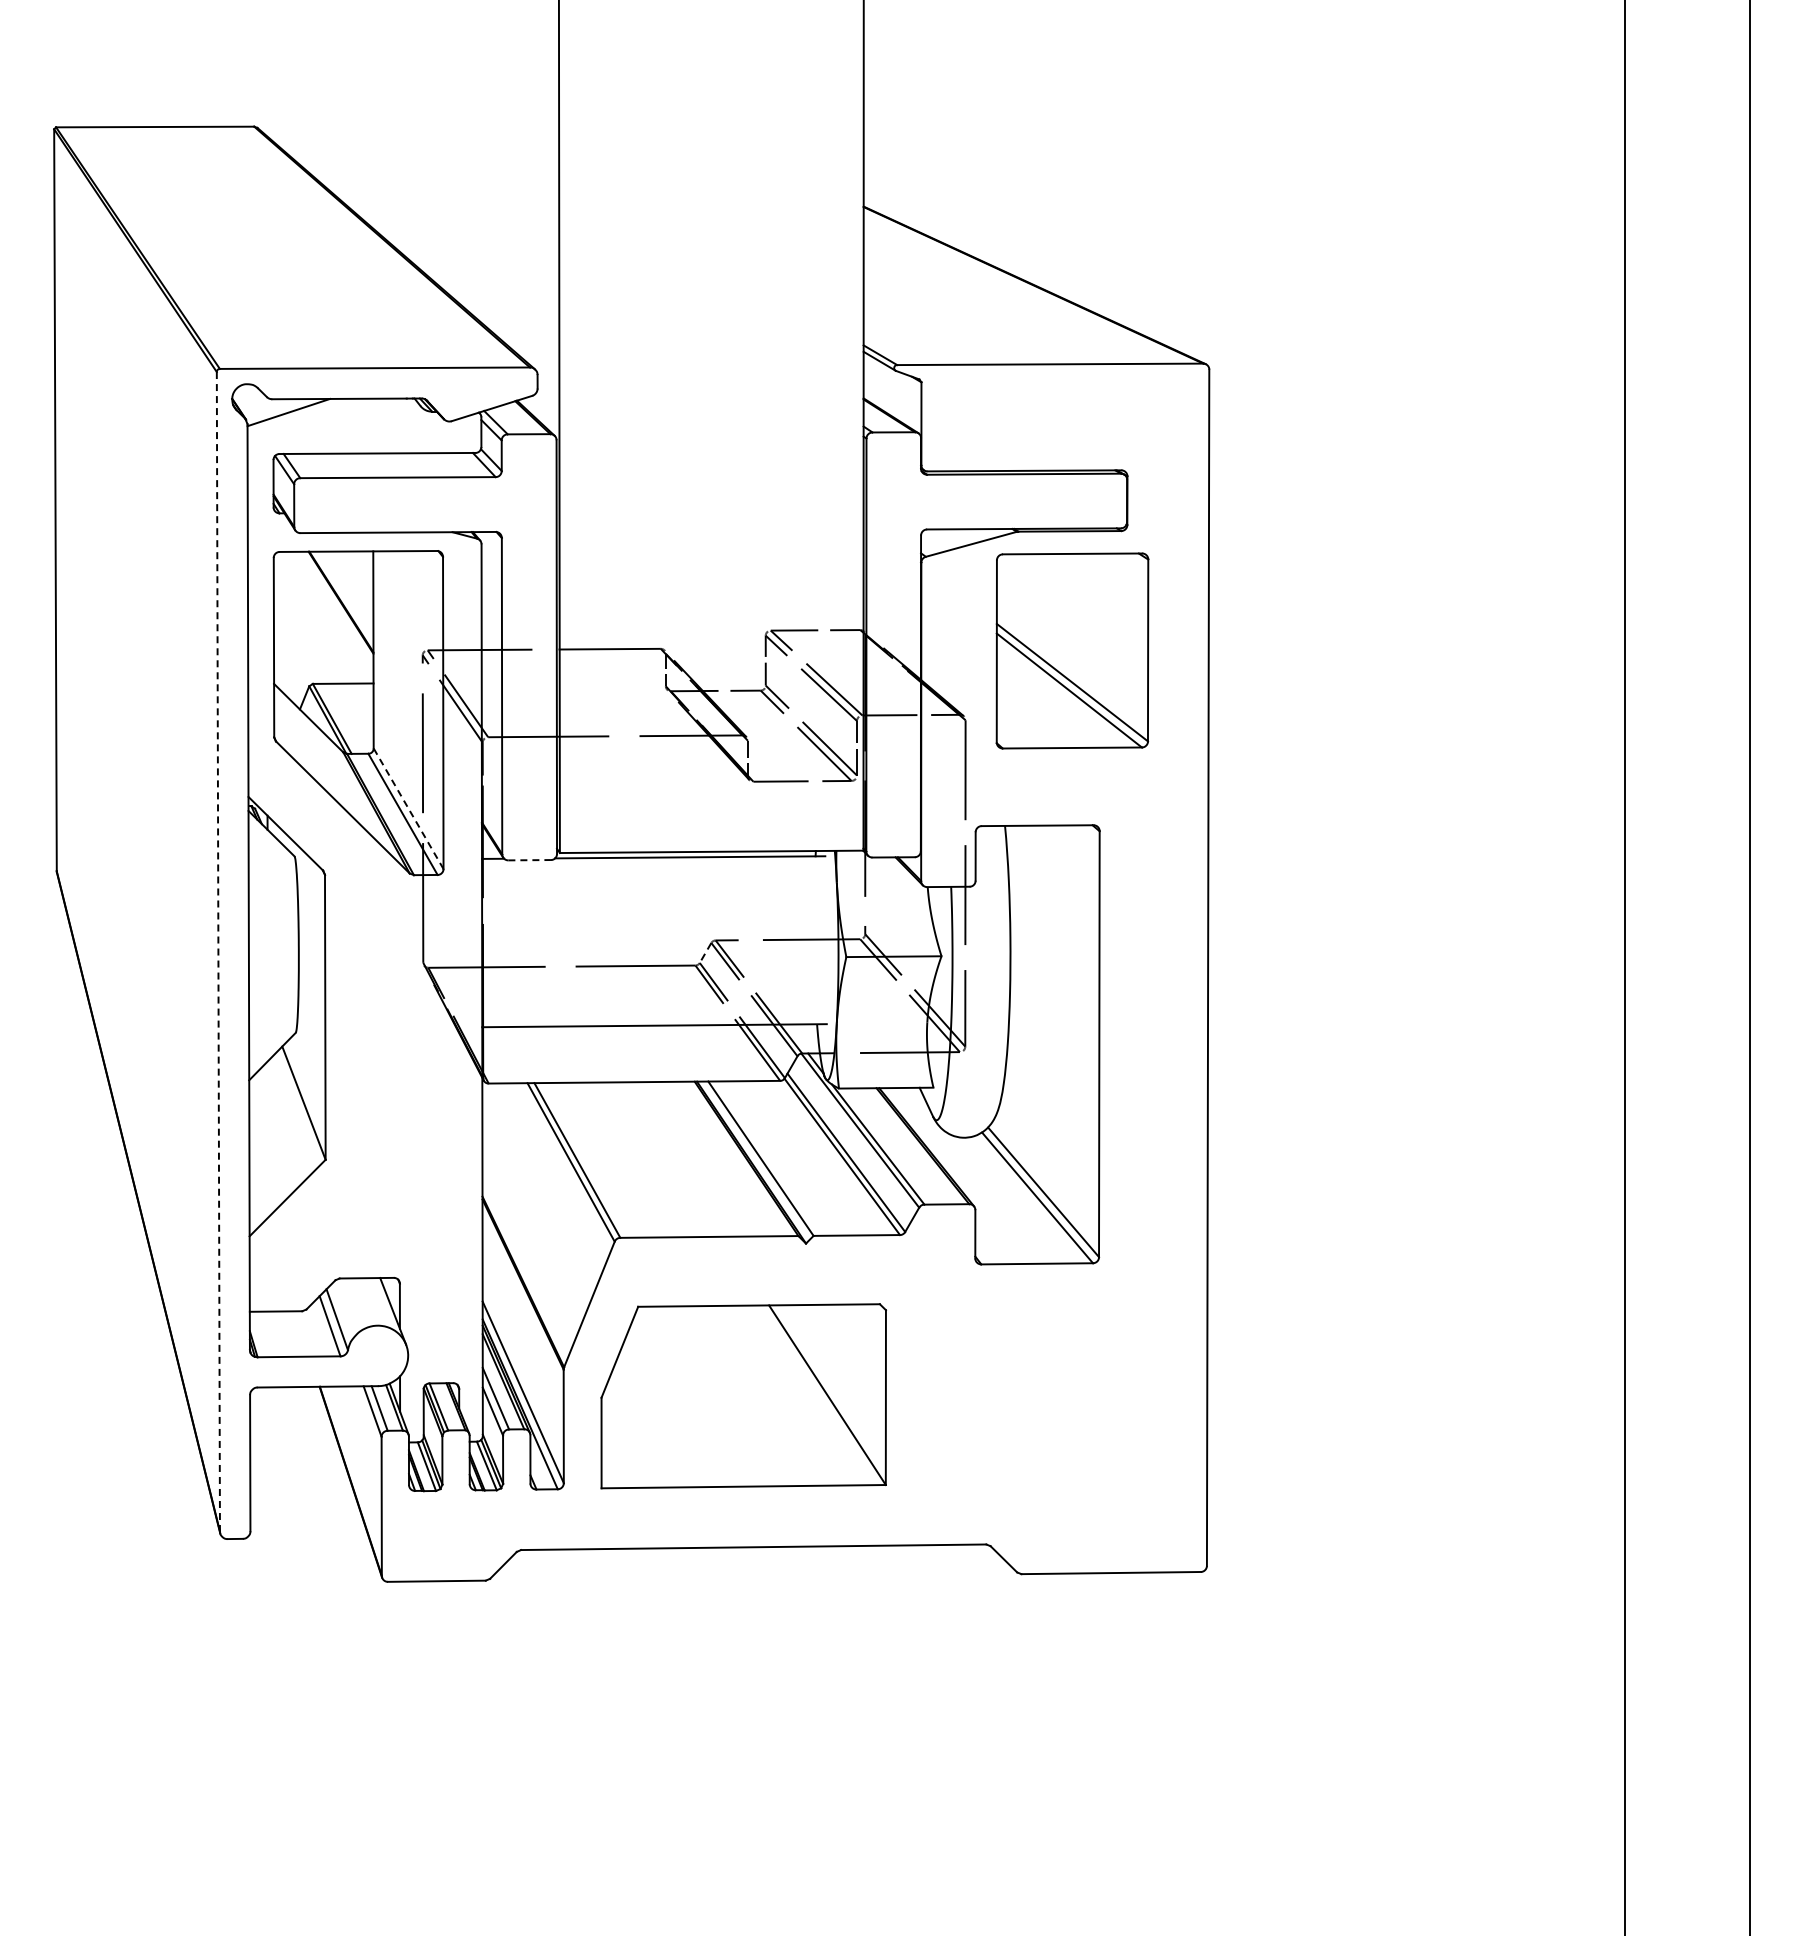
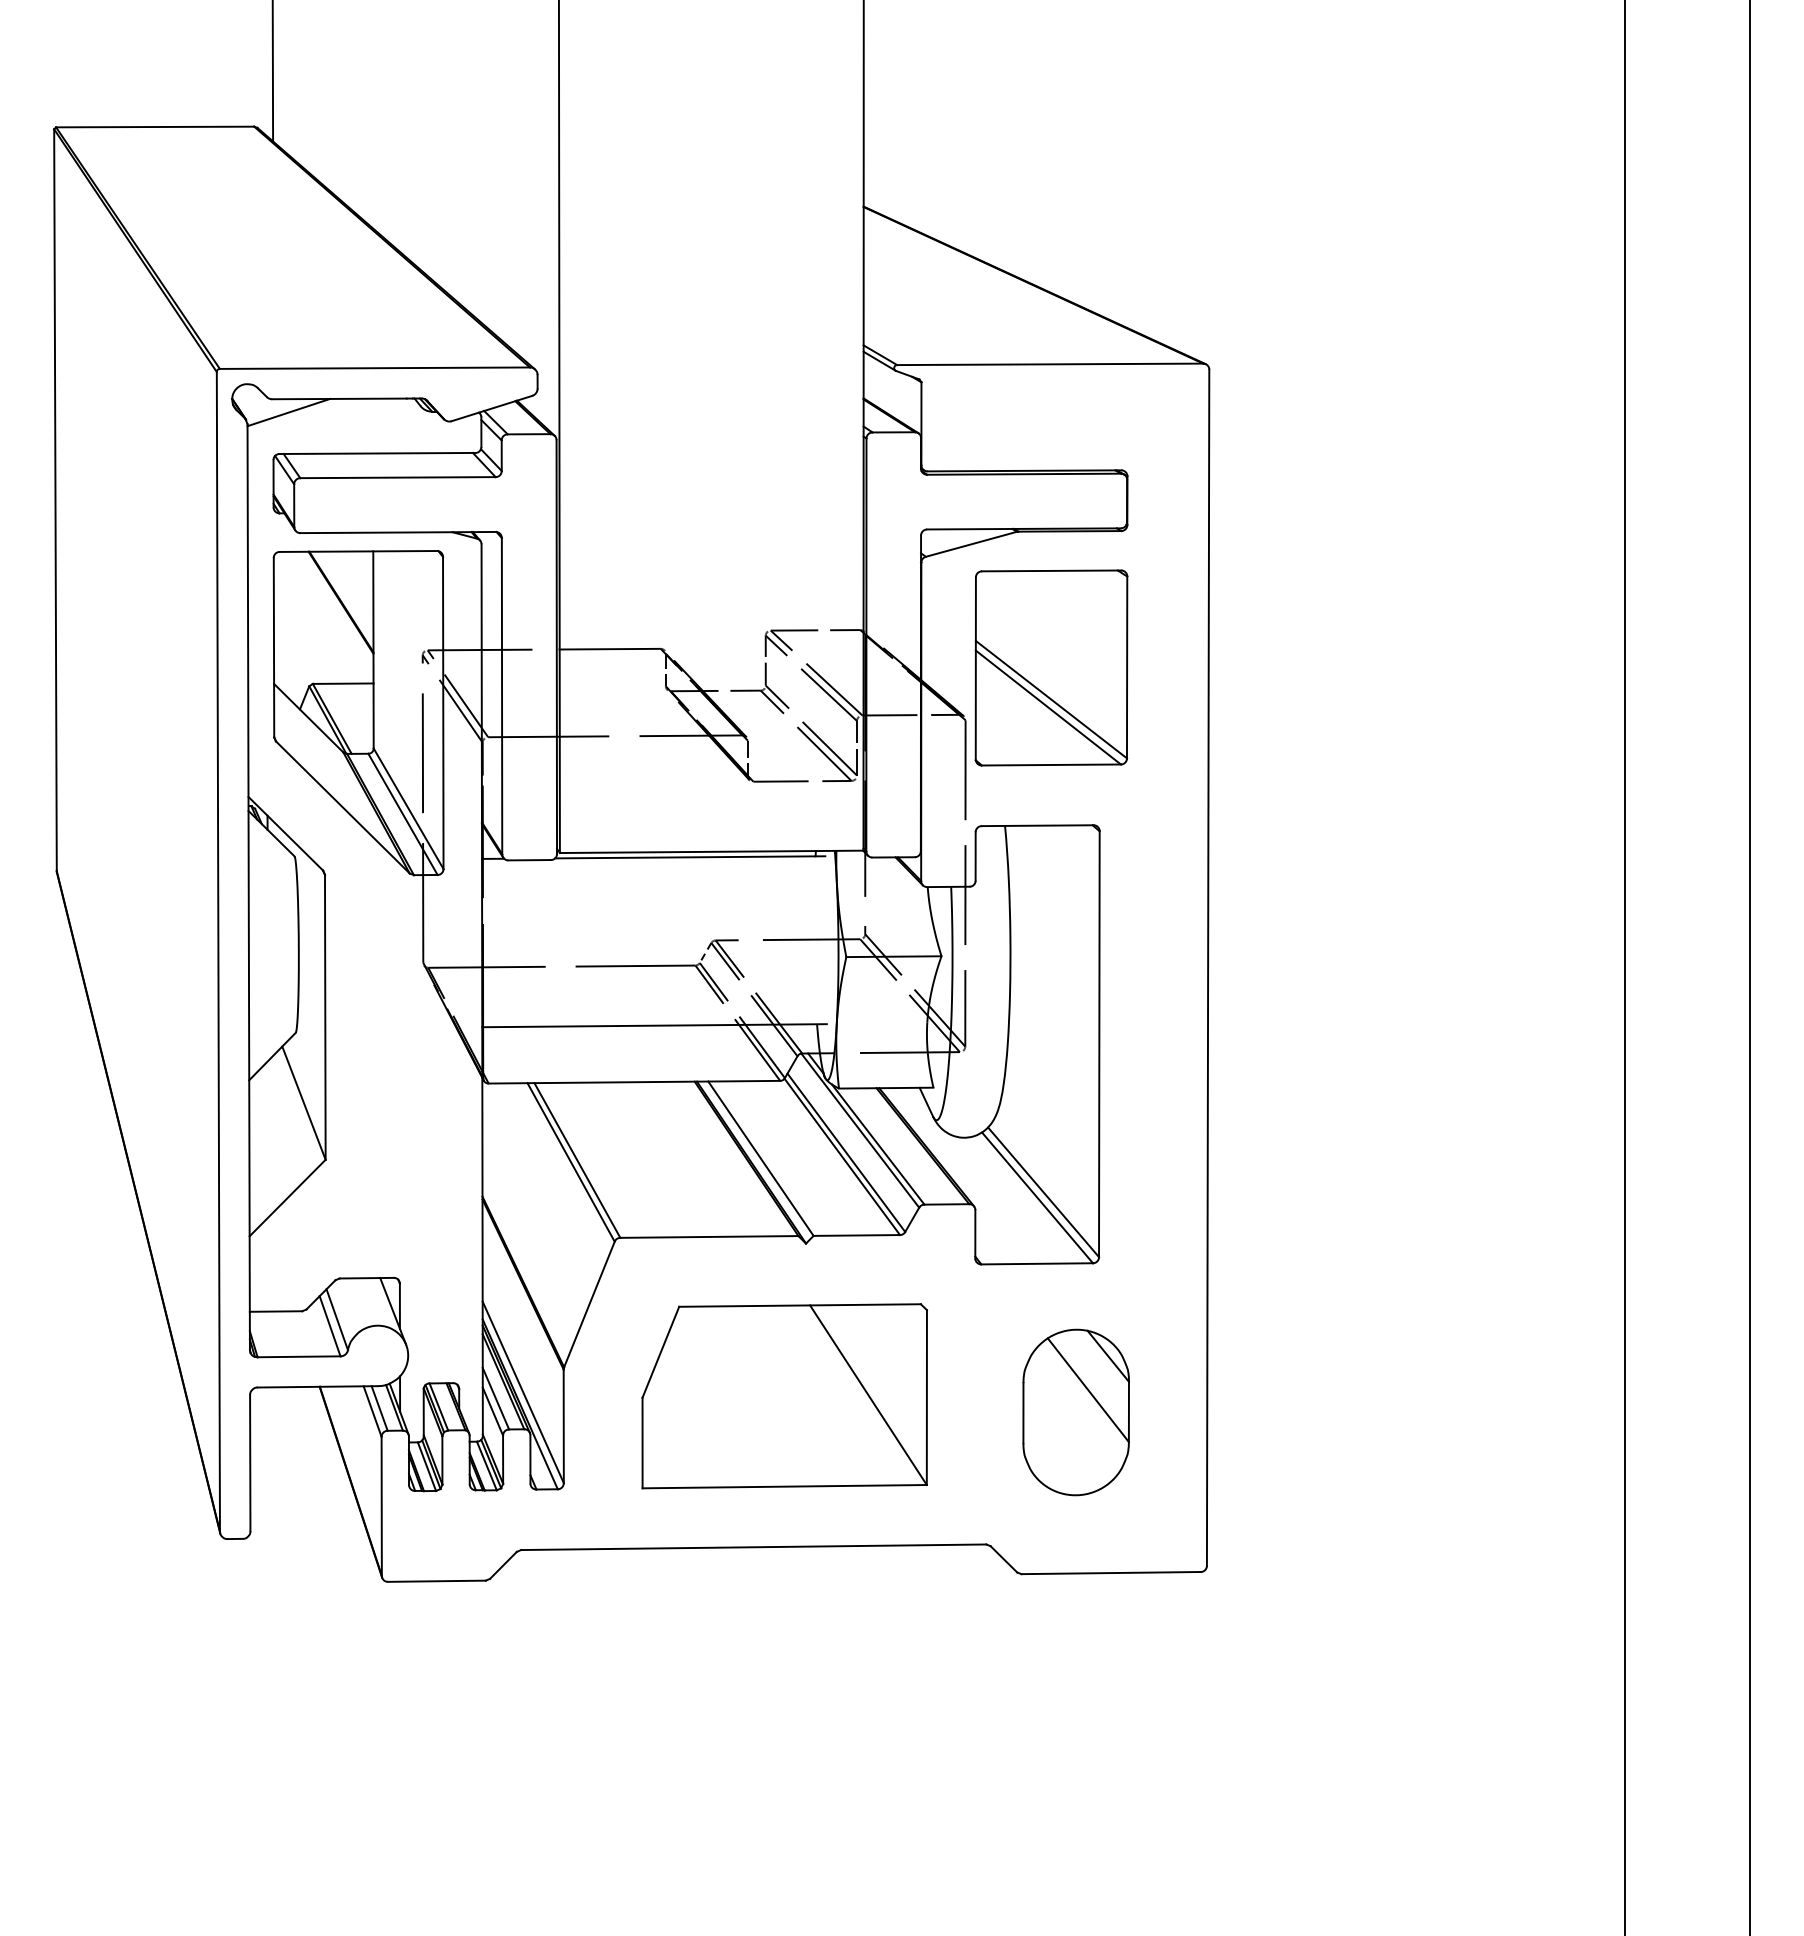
line: none -> present (272, 71)
part position: (1072, 650) -> (1051, 667) (1051, 667)
line: dashed -> solid (408, 808)
line: dashed -> solid (530, 860)
line: dashed -> solid (218, 951)
part position: (743, 1396) -> (784, 1396) (784, 1396)
part: none -> present (1075, 1412)
